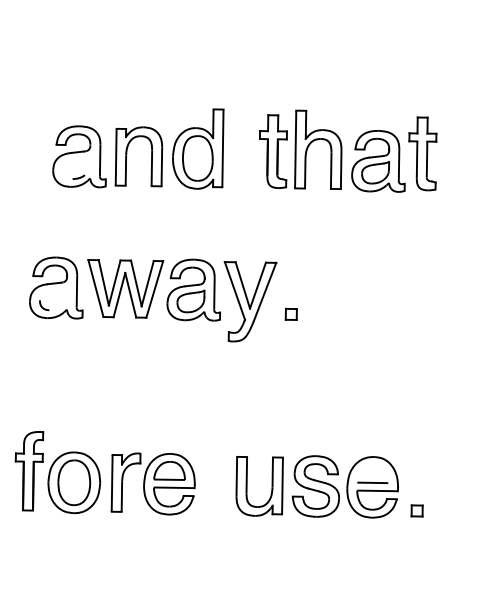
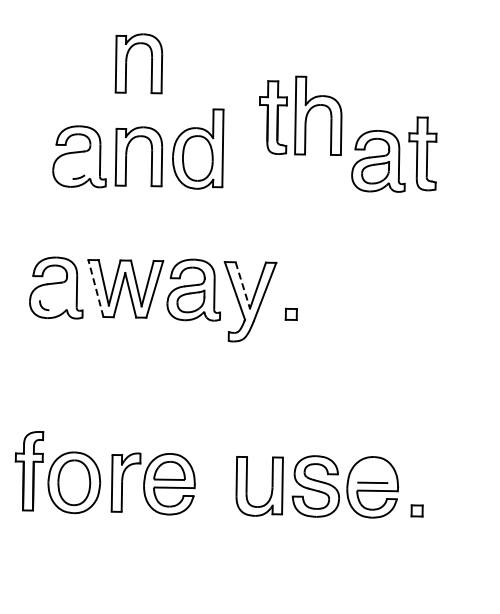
part: none -> present (127, 62)
part position: (300, 149) -> (300, 115) (300, 115)
line: solid -> dashed (242, 285)
line: solid -> dashed (95, 288)
